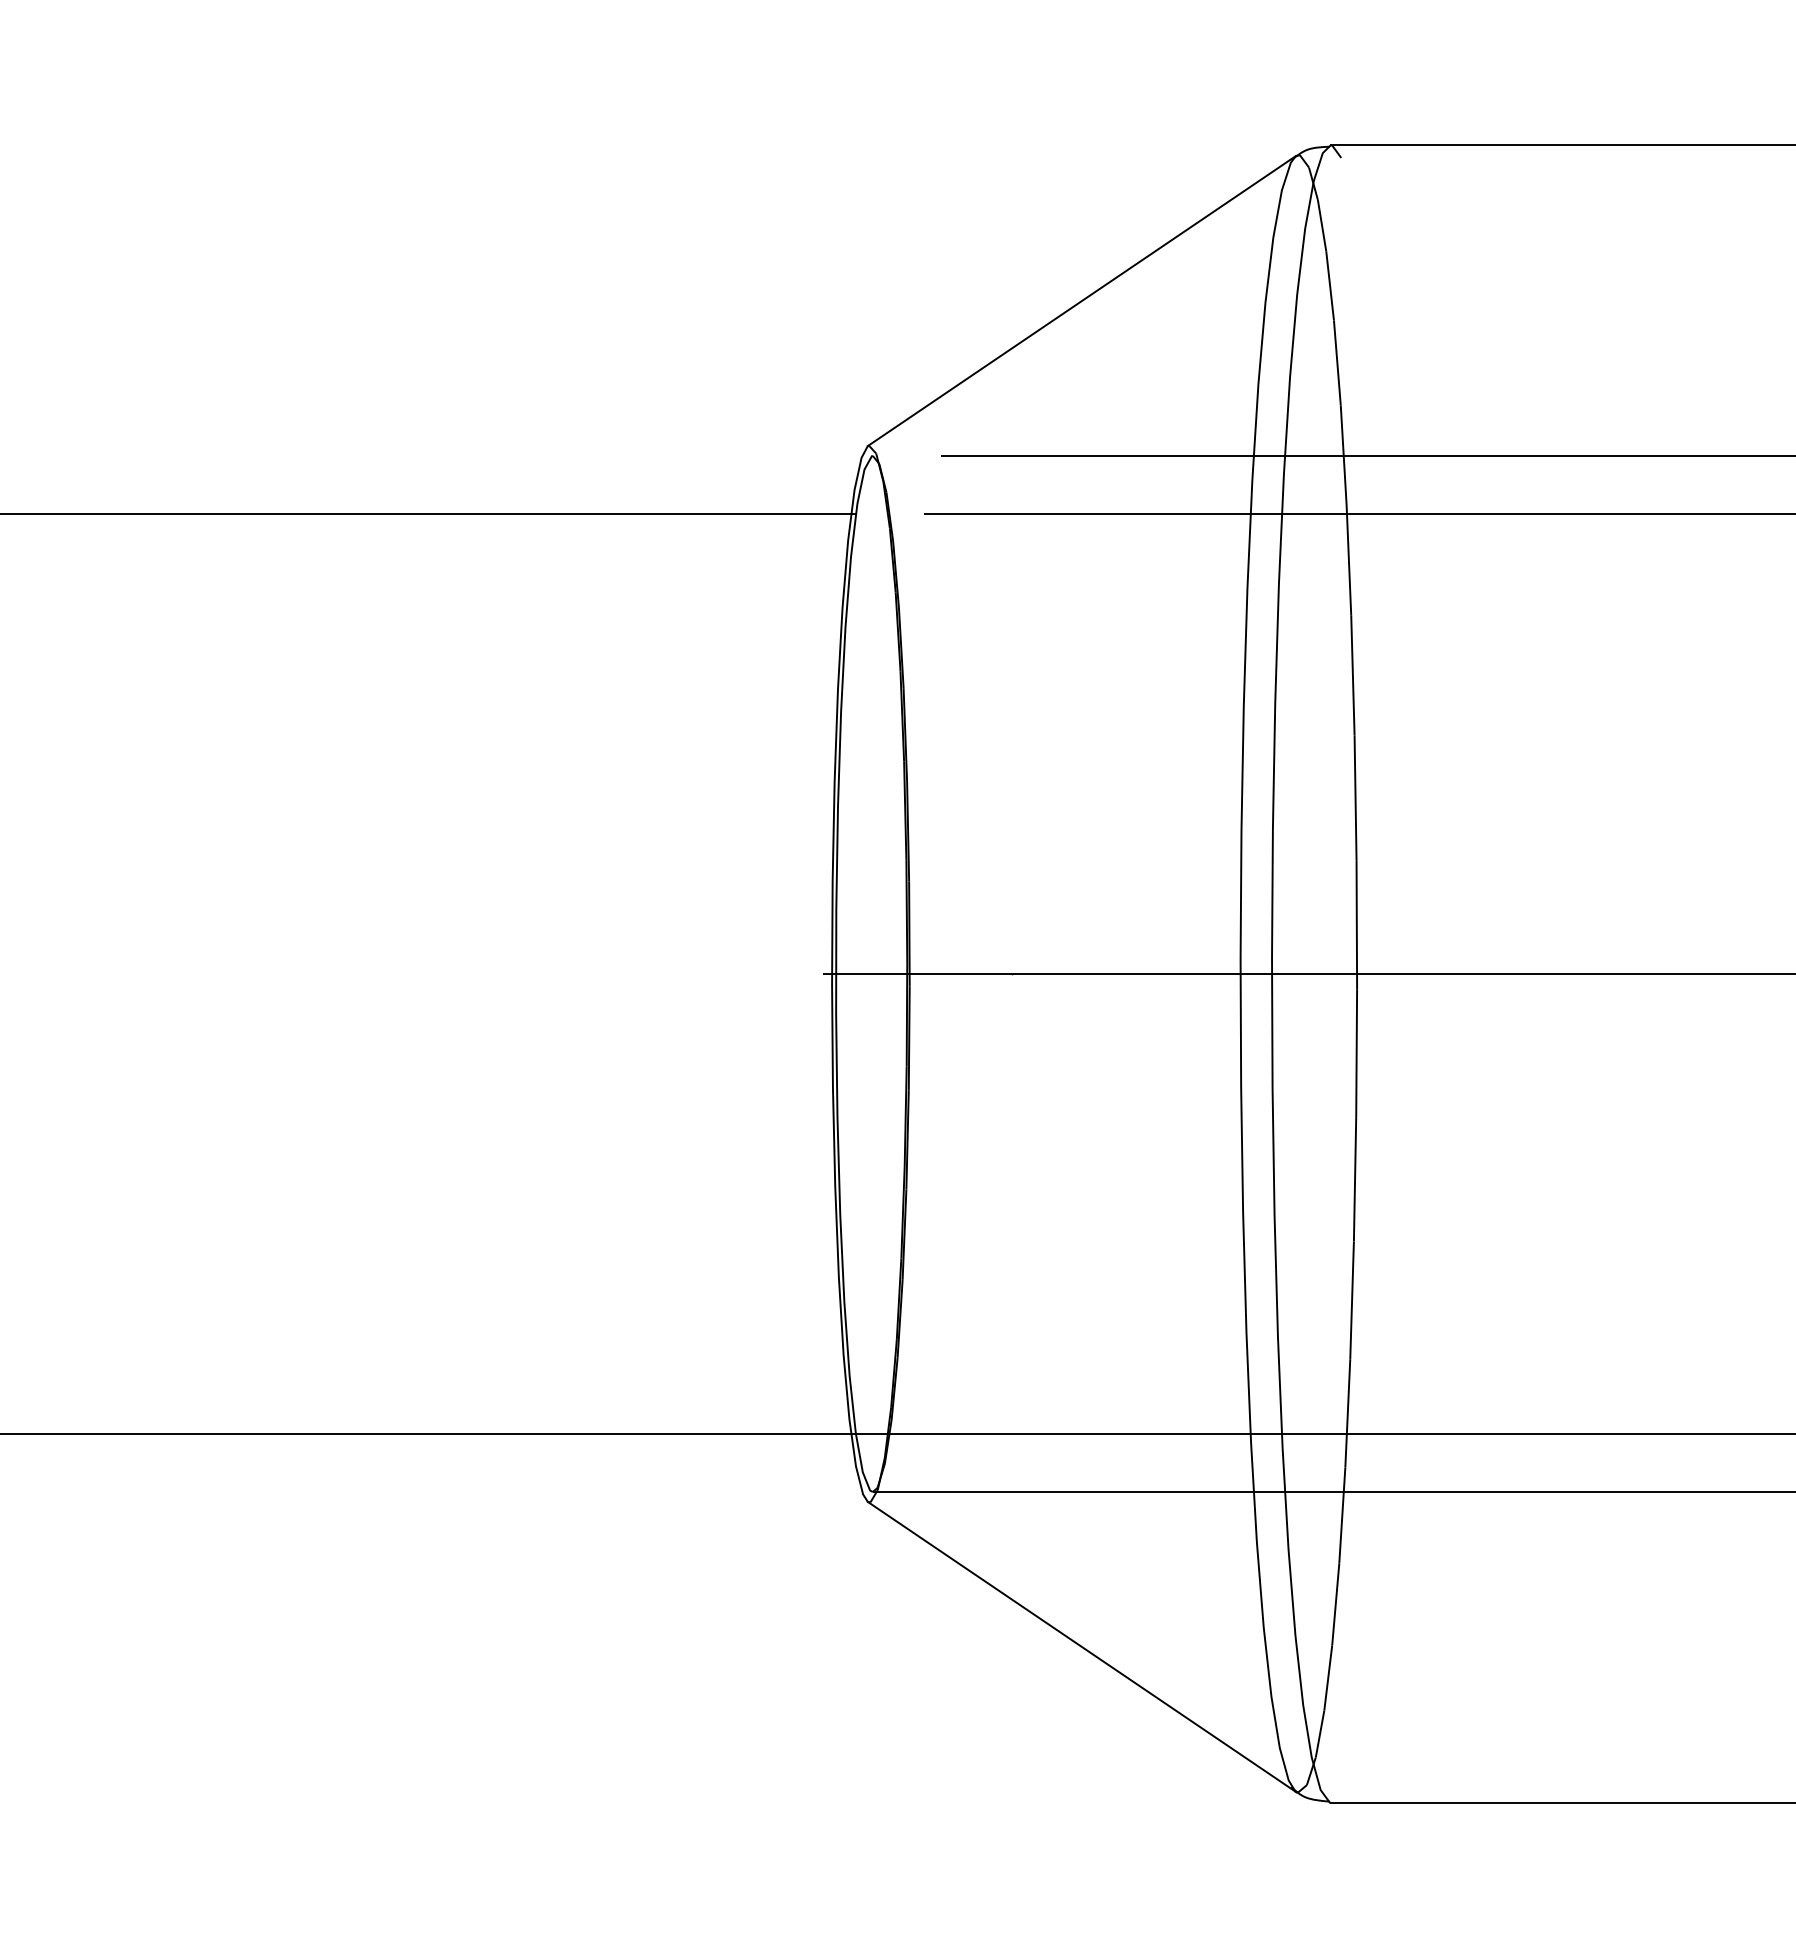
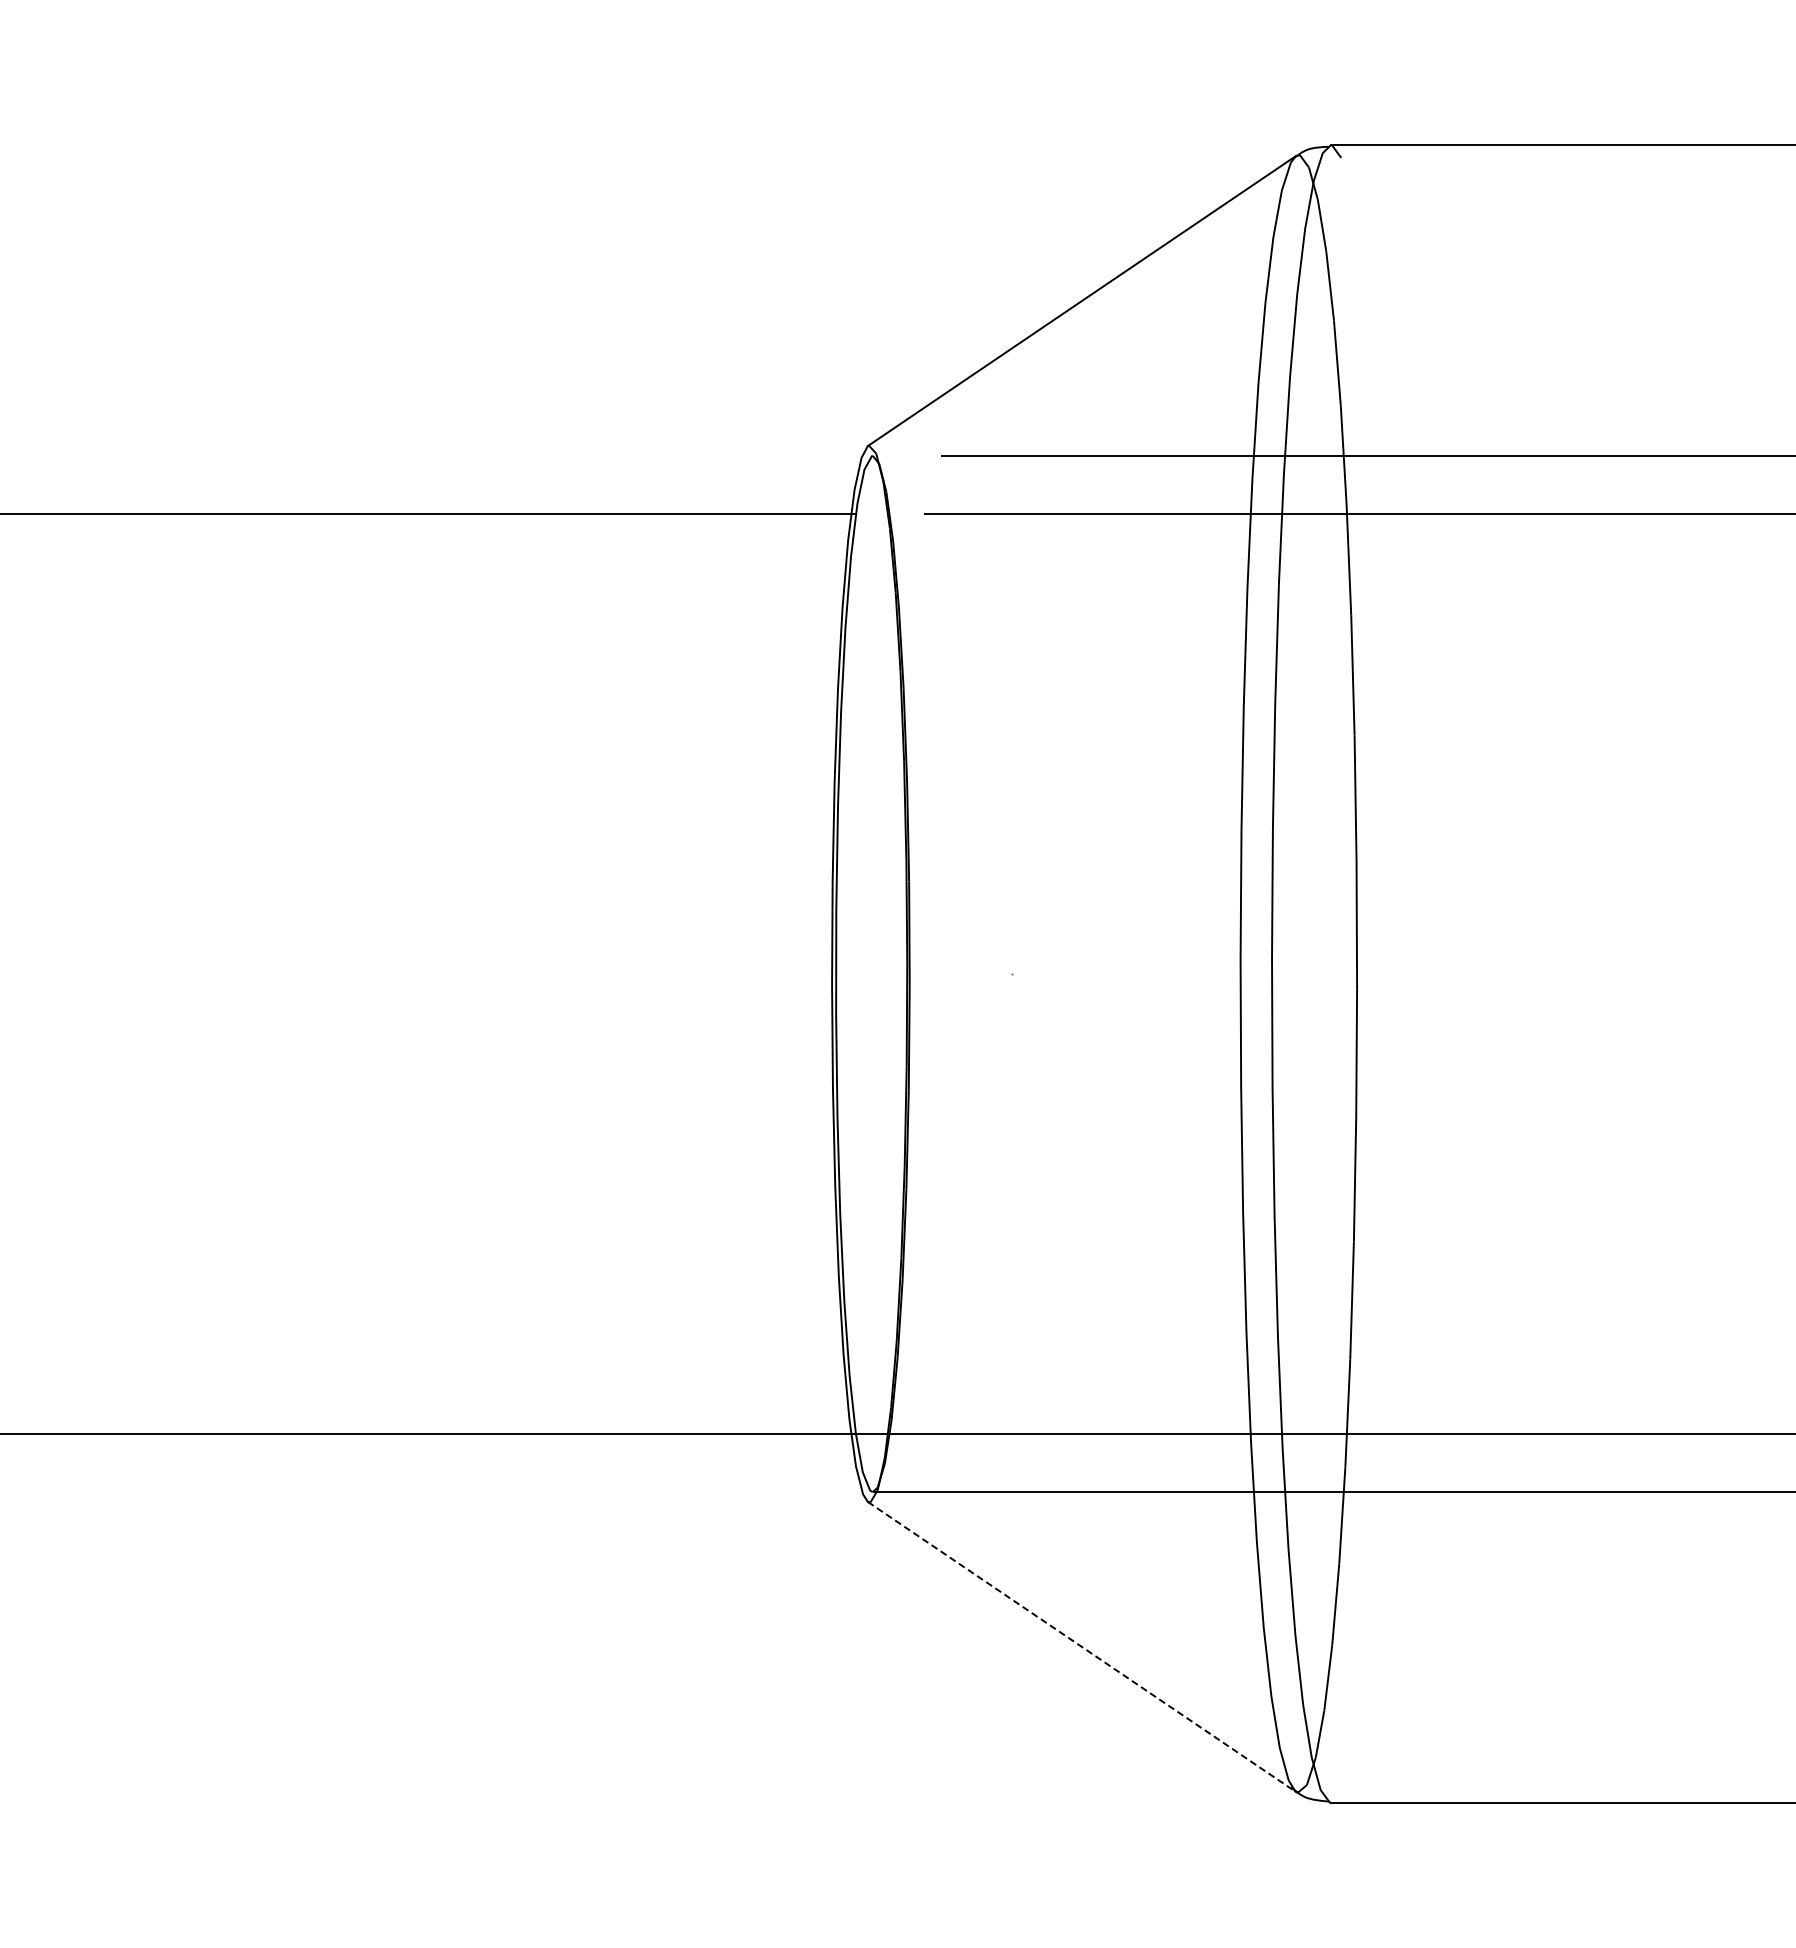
line: present -> none (1307, 973)
line: solid -> dashed (1081, 1646)
